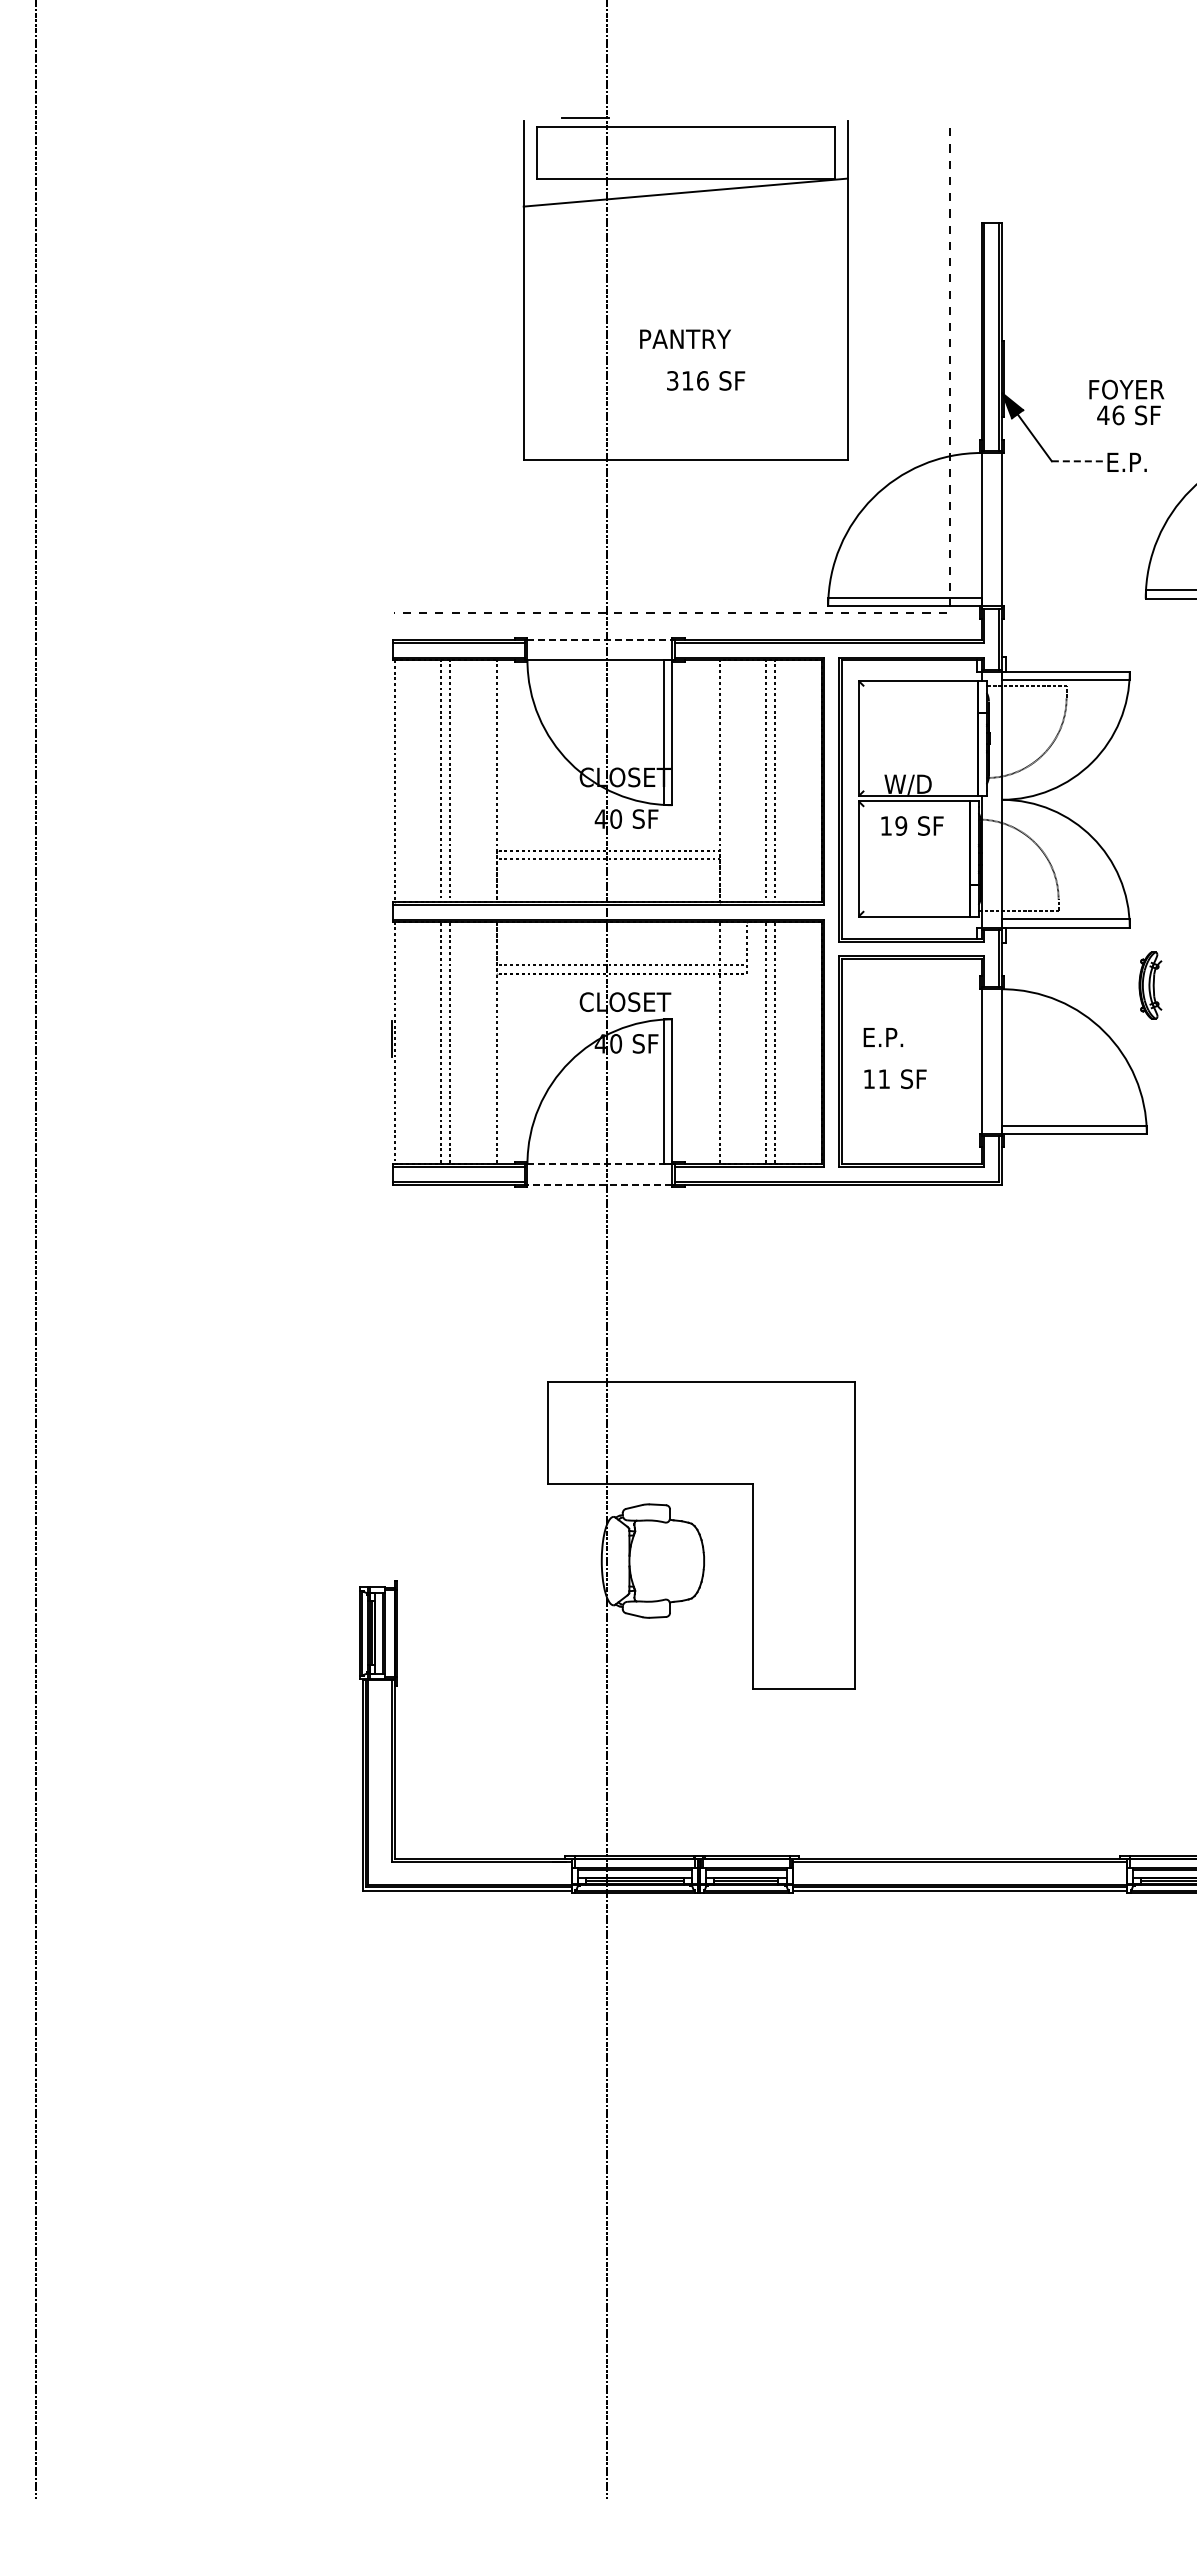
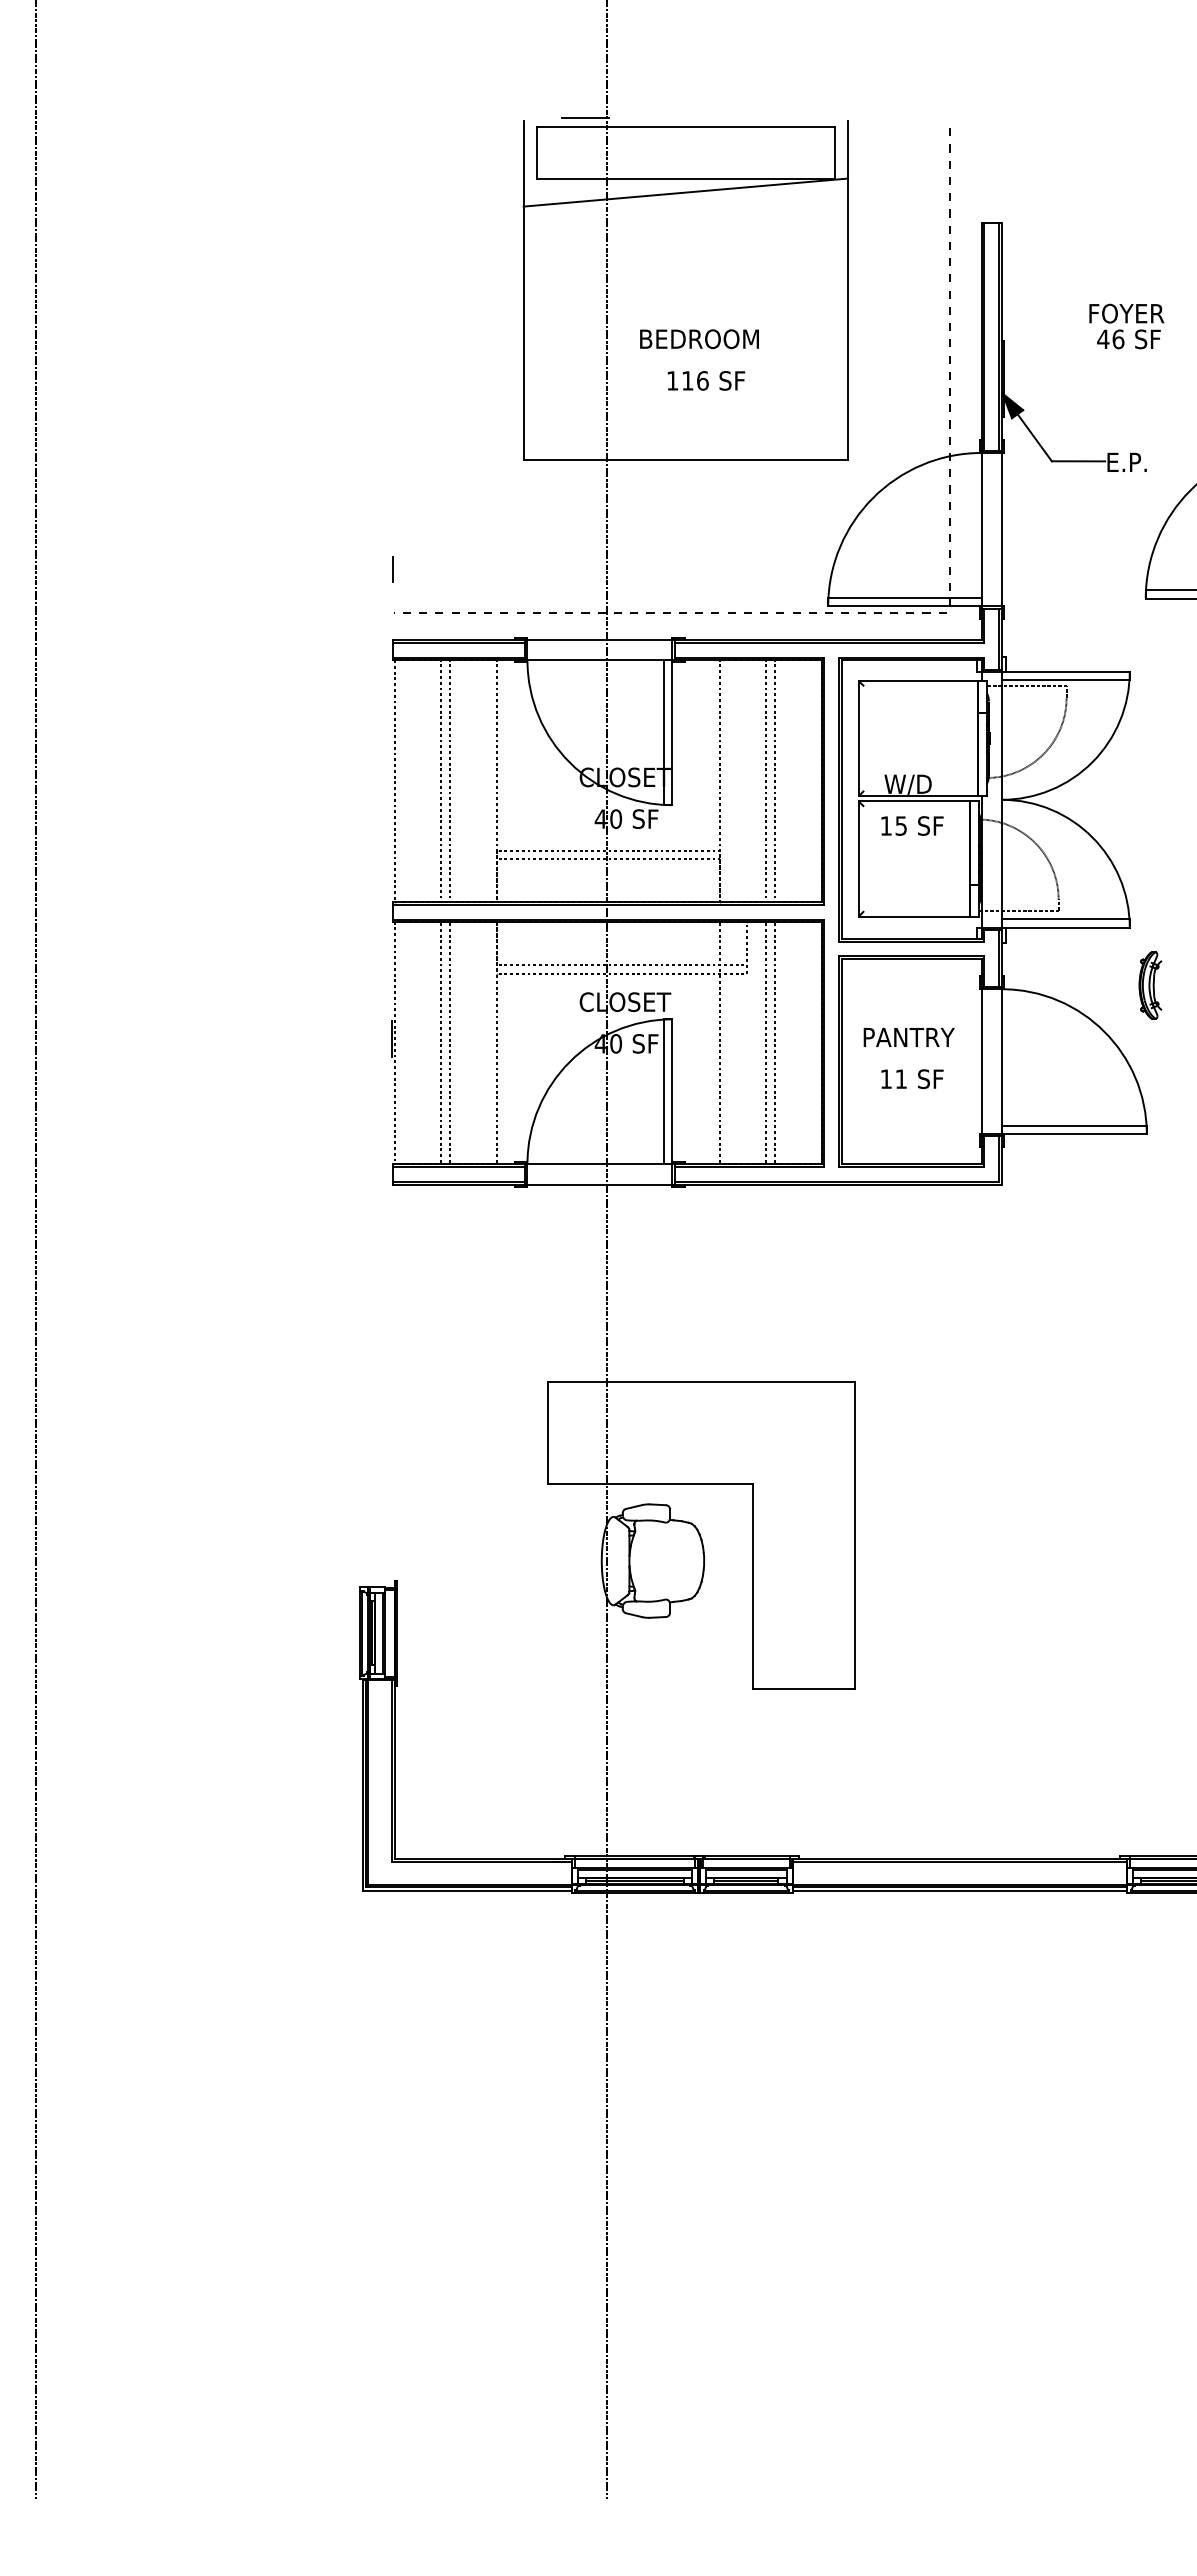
text: PANTRY -> BEDROOM (700, 339)
text: 316 -> 116 (672, 380)
text position: (1126, 402) -> (1126, 326) (1126, 326)
line: dashed -> solid (1078, 461)
line: none -> present (392, 569)
line: dashed -> solid (600, 639)
text: 19 -> 15 (901, 825)
text: E.P. -> PANTRY (910, 1037)
text position: (895, 1079) -> (912, 1079) (912, 1079)
line: dashed -> solid (600, 1164)
line: dashed -> solid (599, 1184)
